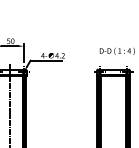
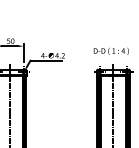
text position: (116, 50) -> (110, 50) (110, 50)
line: none -> present (113, 104)
